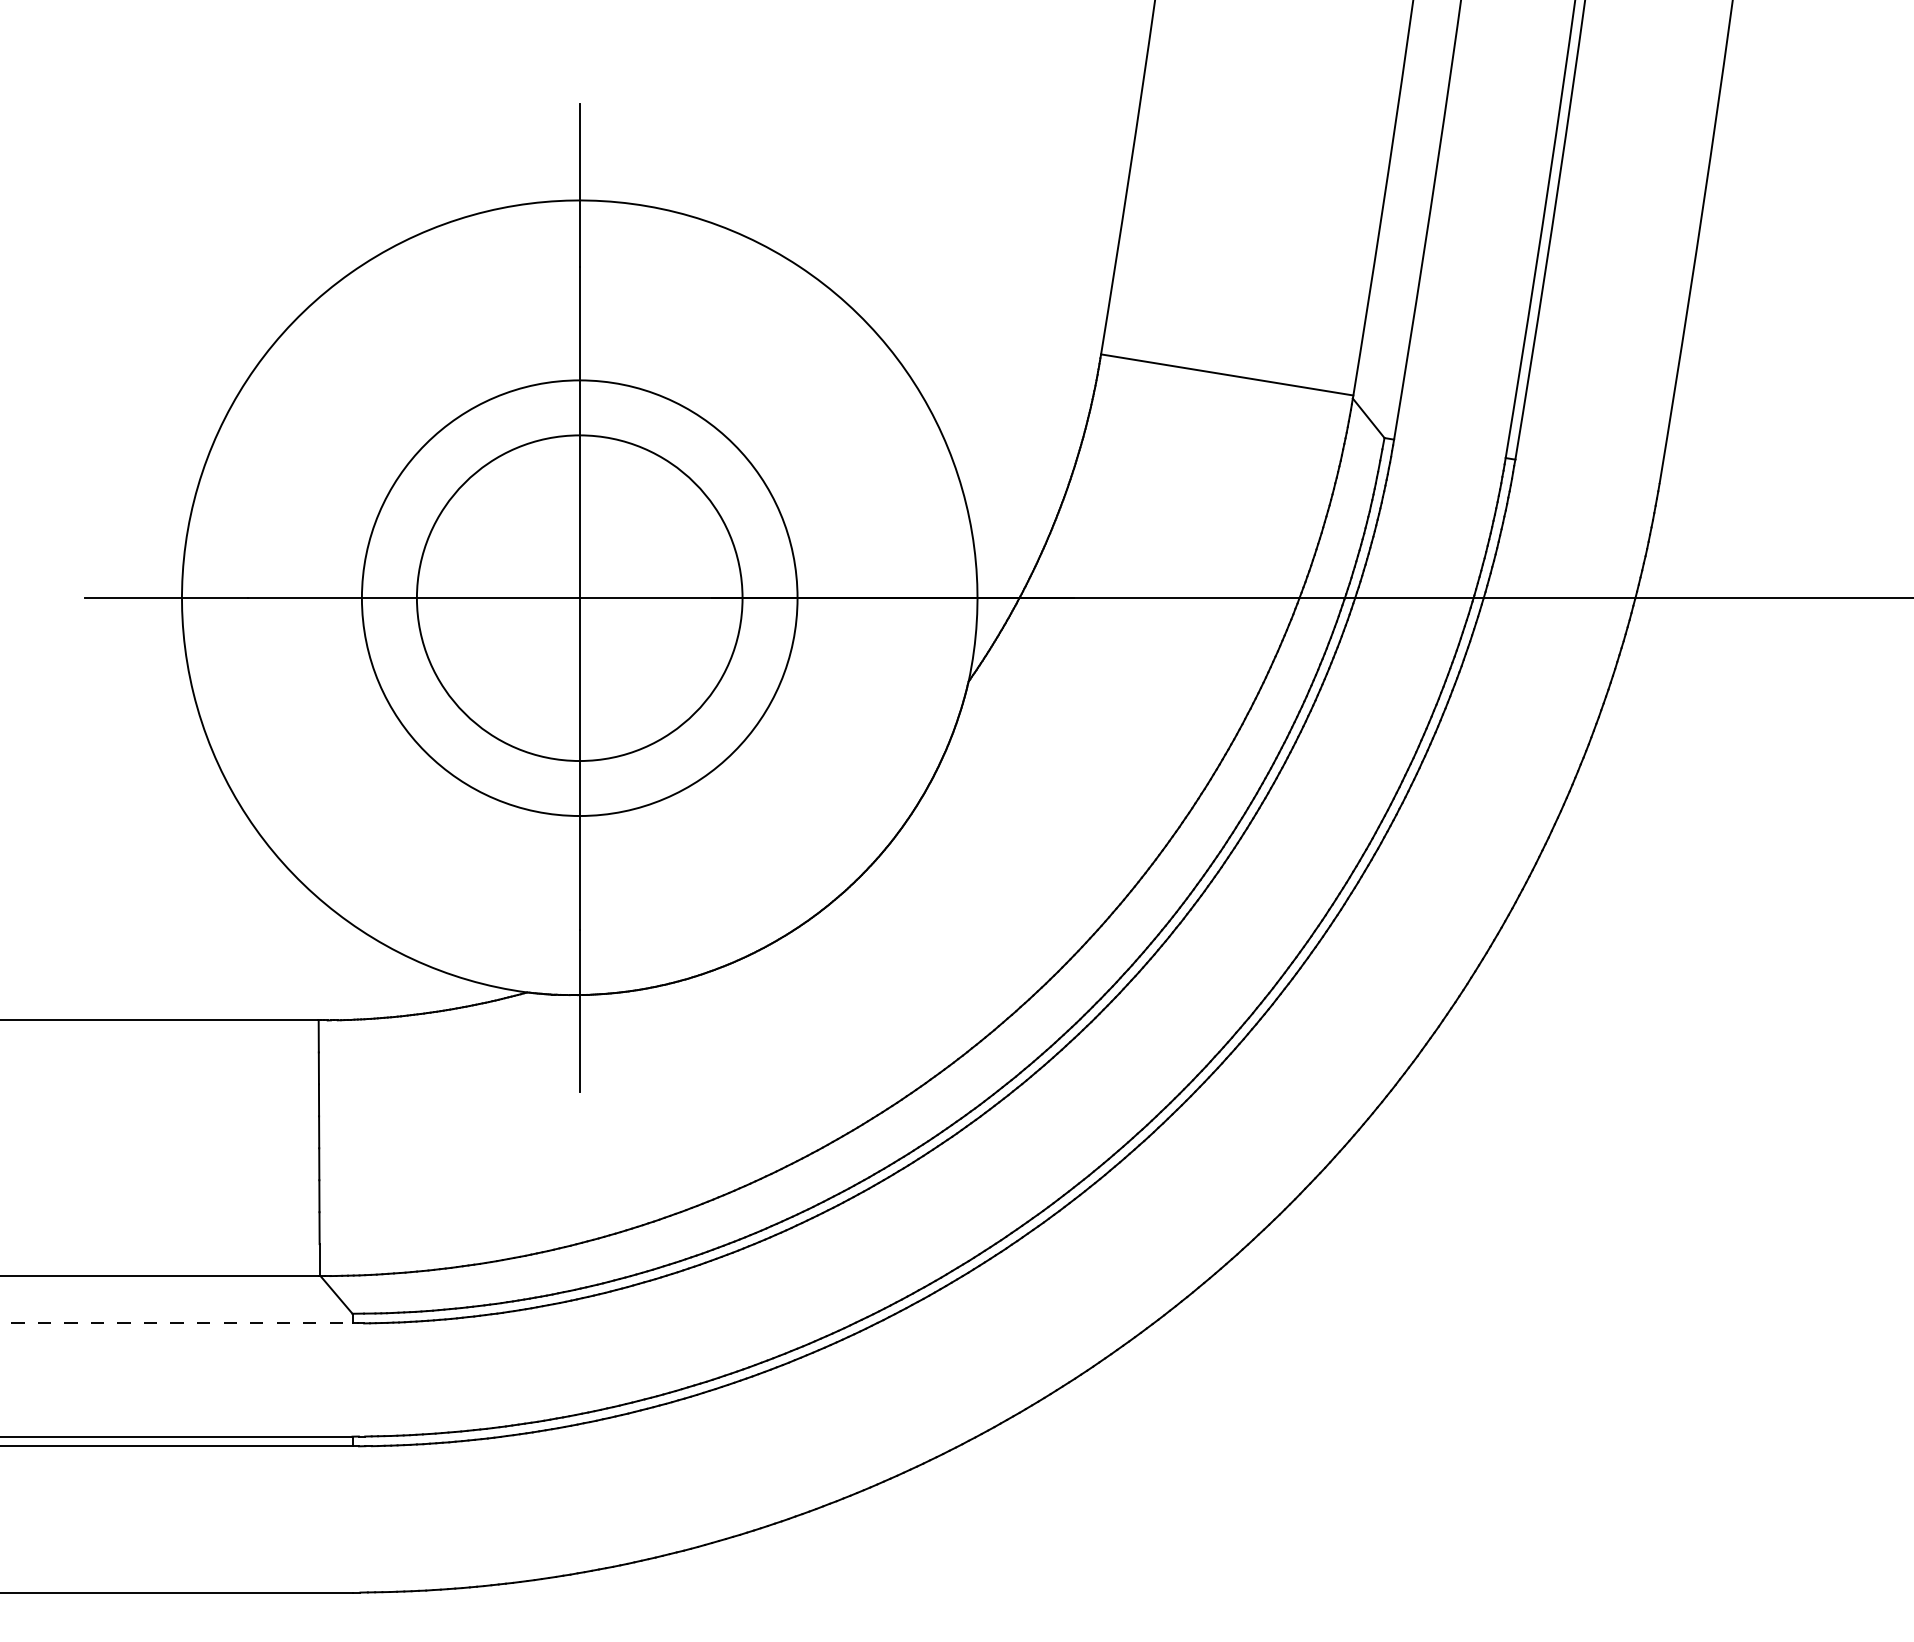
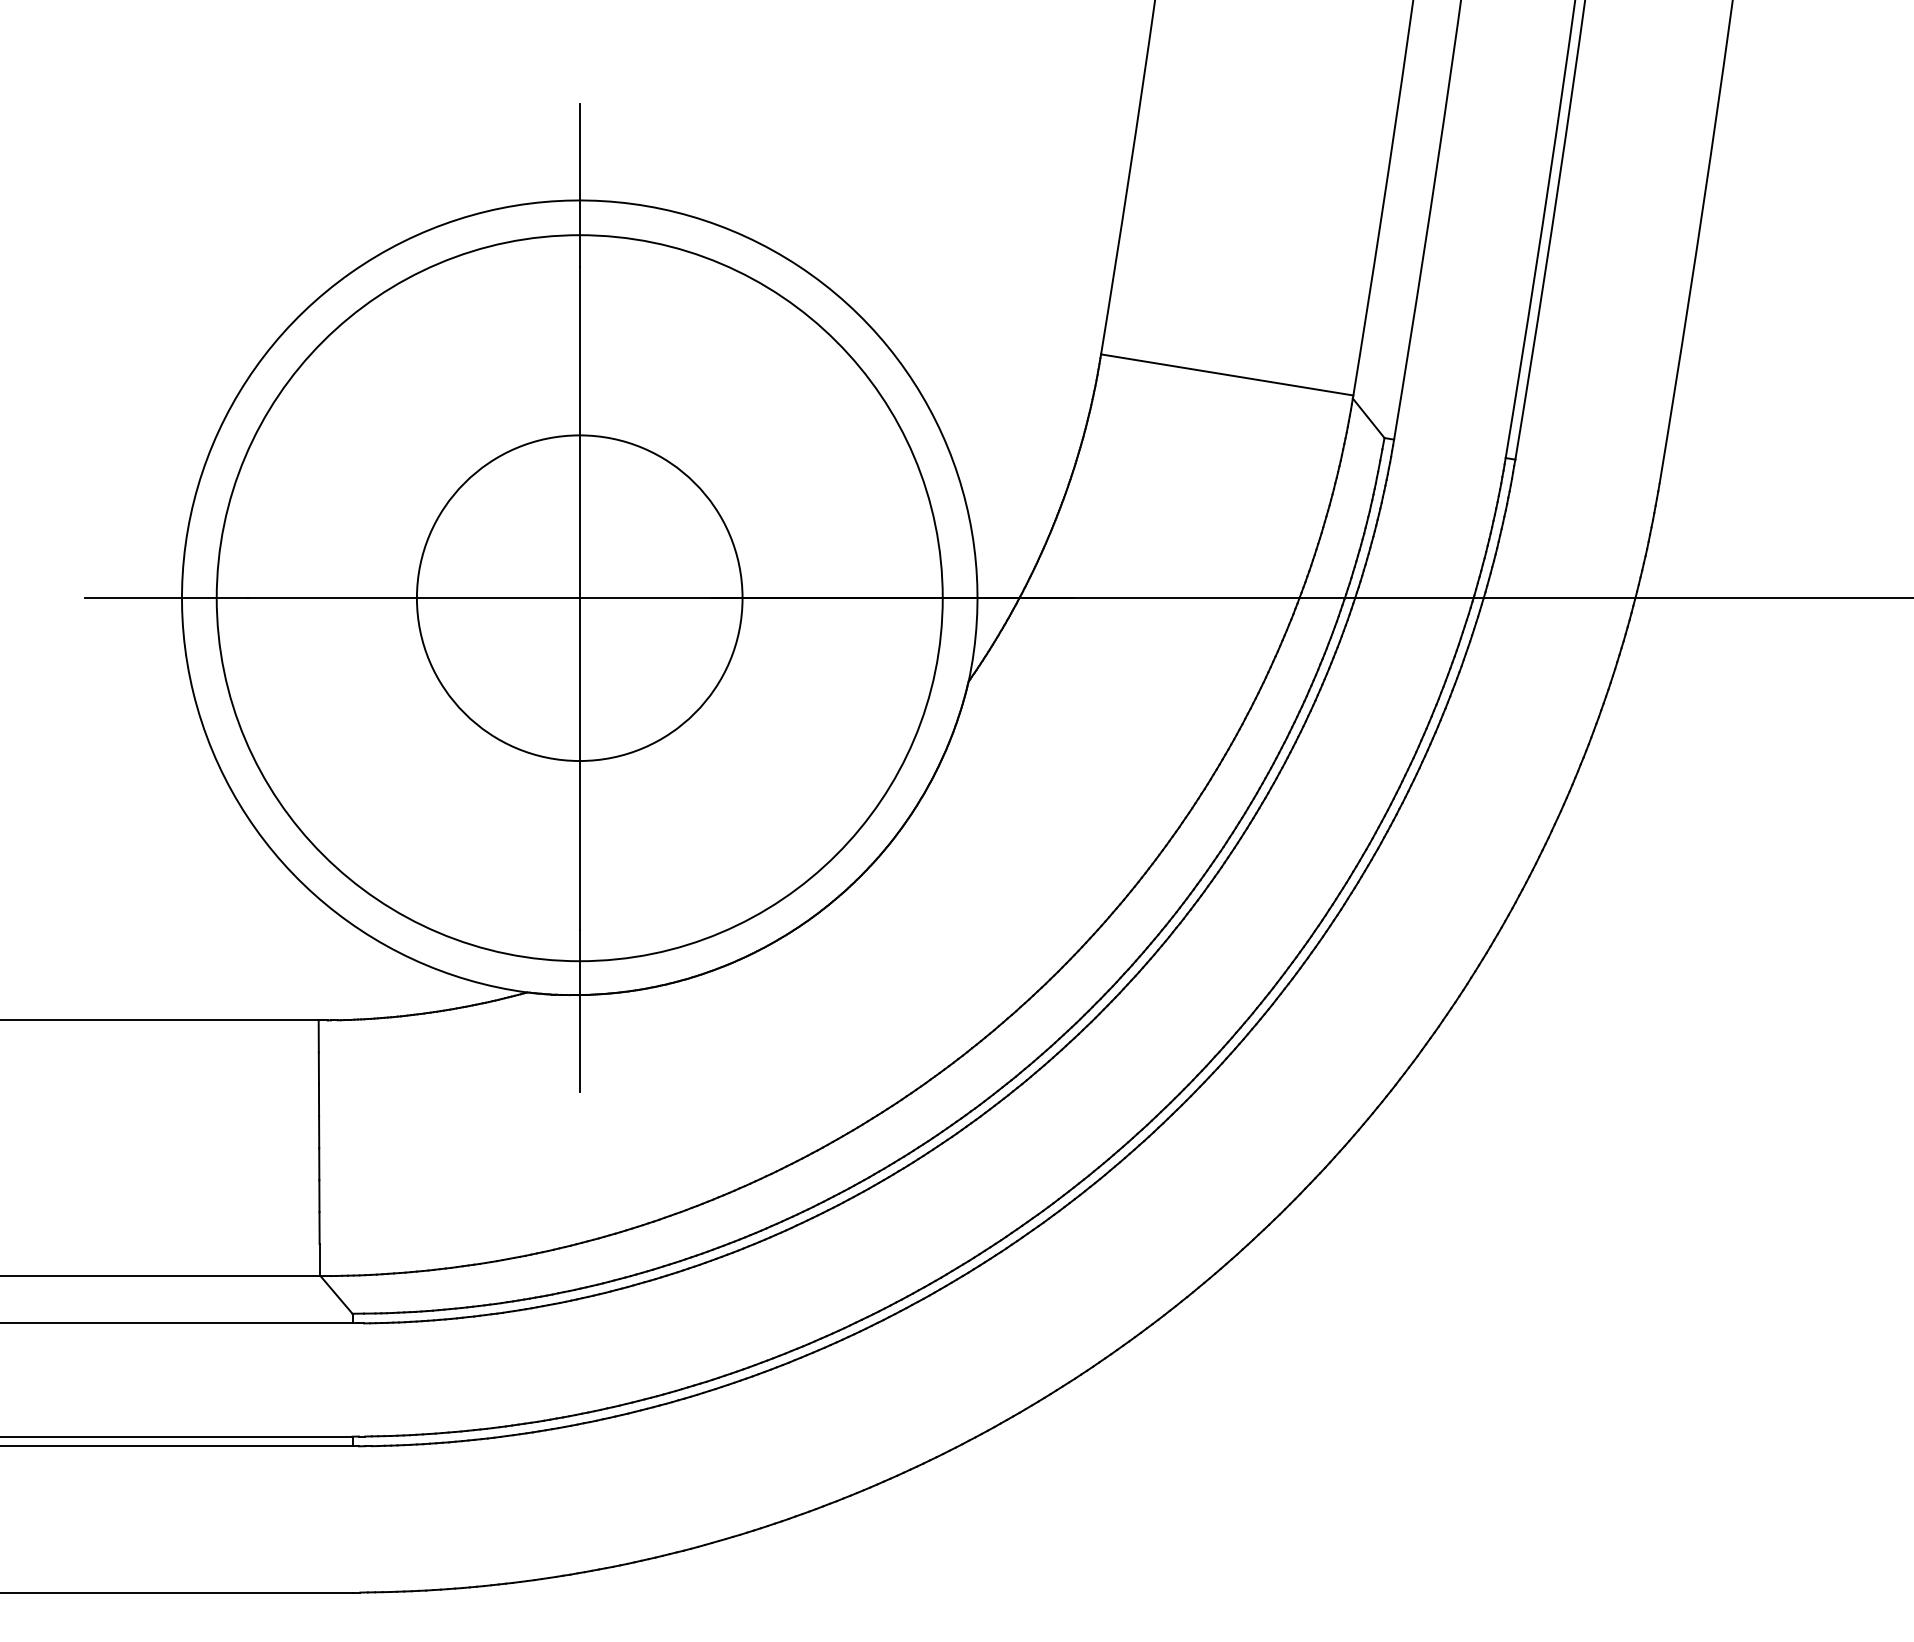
circle diameter: 436 px -> 726 px (579, 598)
line: dashed -> solid (176, 1323)
